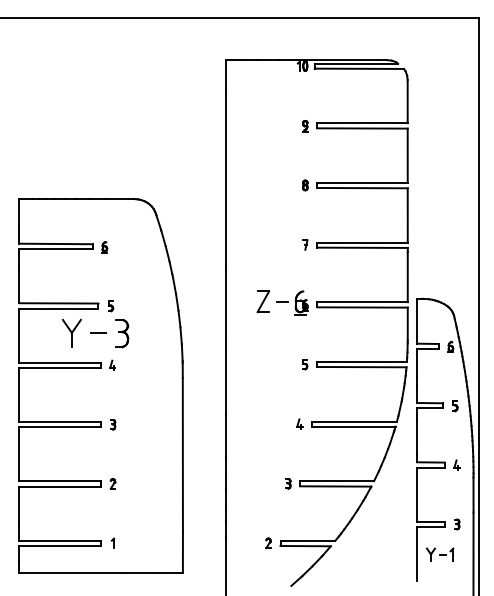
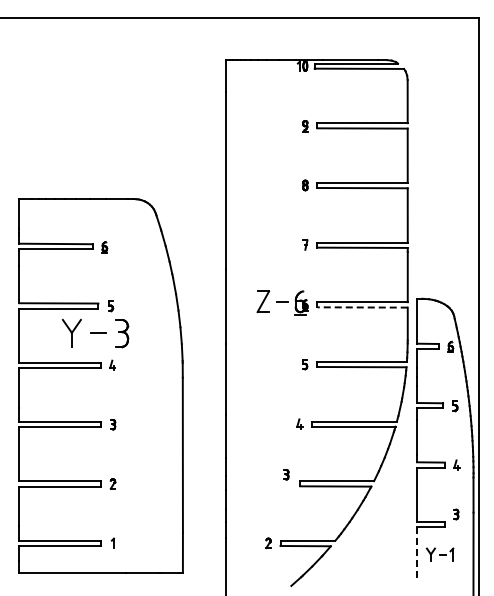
line: solid -> dashed (362, 307)
part position: (288, 483) -> (286, 474) (286, 474)
part position: (457, 524) -> (456, 514) (456, 514)
line: solid -> dashed (417, 554)
